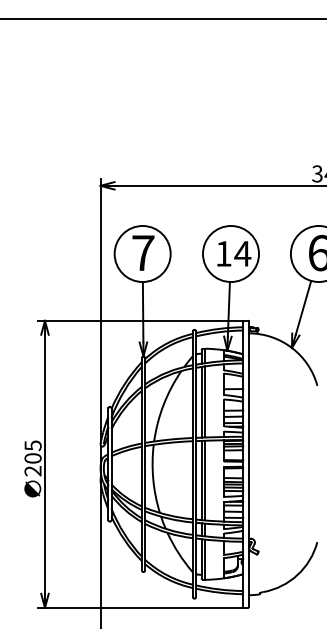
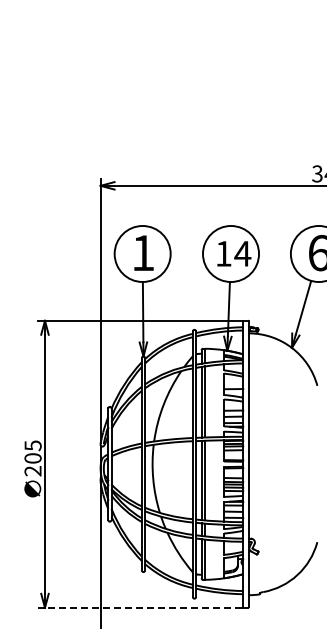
line: present -> none (162, 18)
text: 7 -> 1 (143, 252)
line: solid -> dashed (139, 607)
